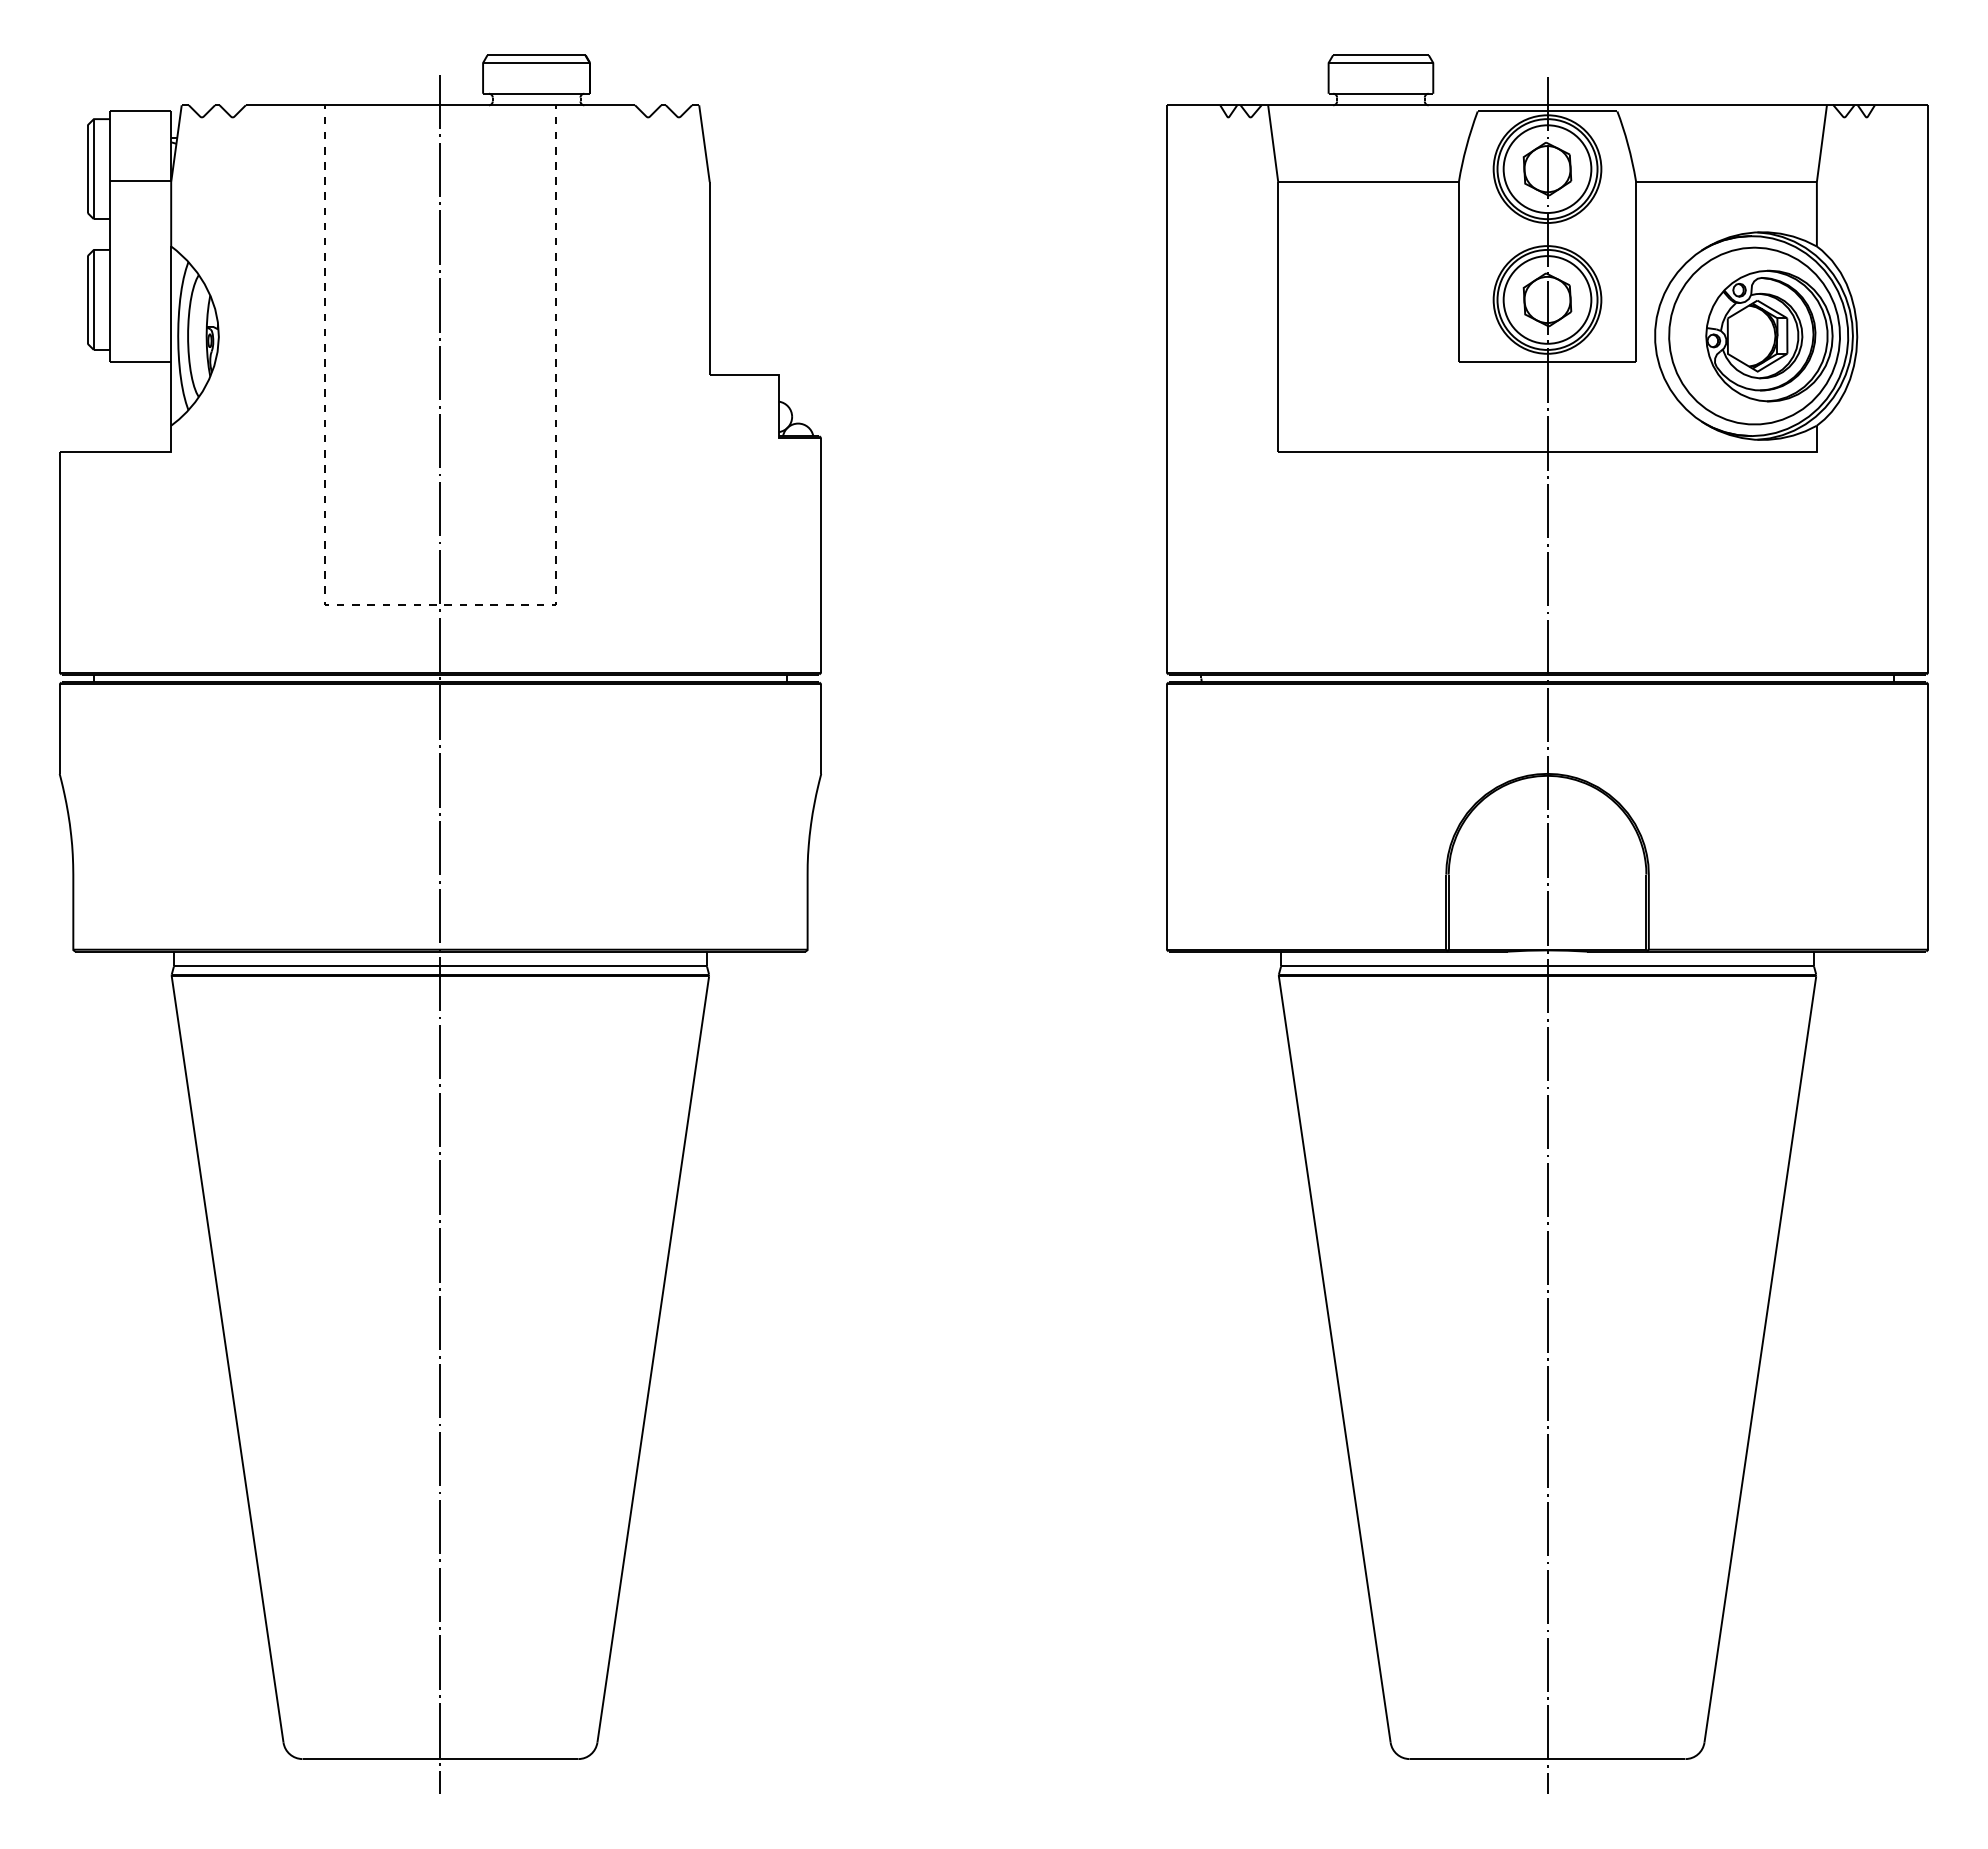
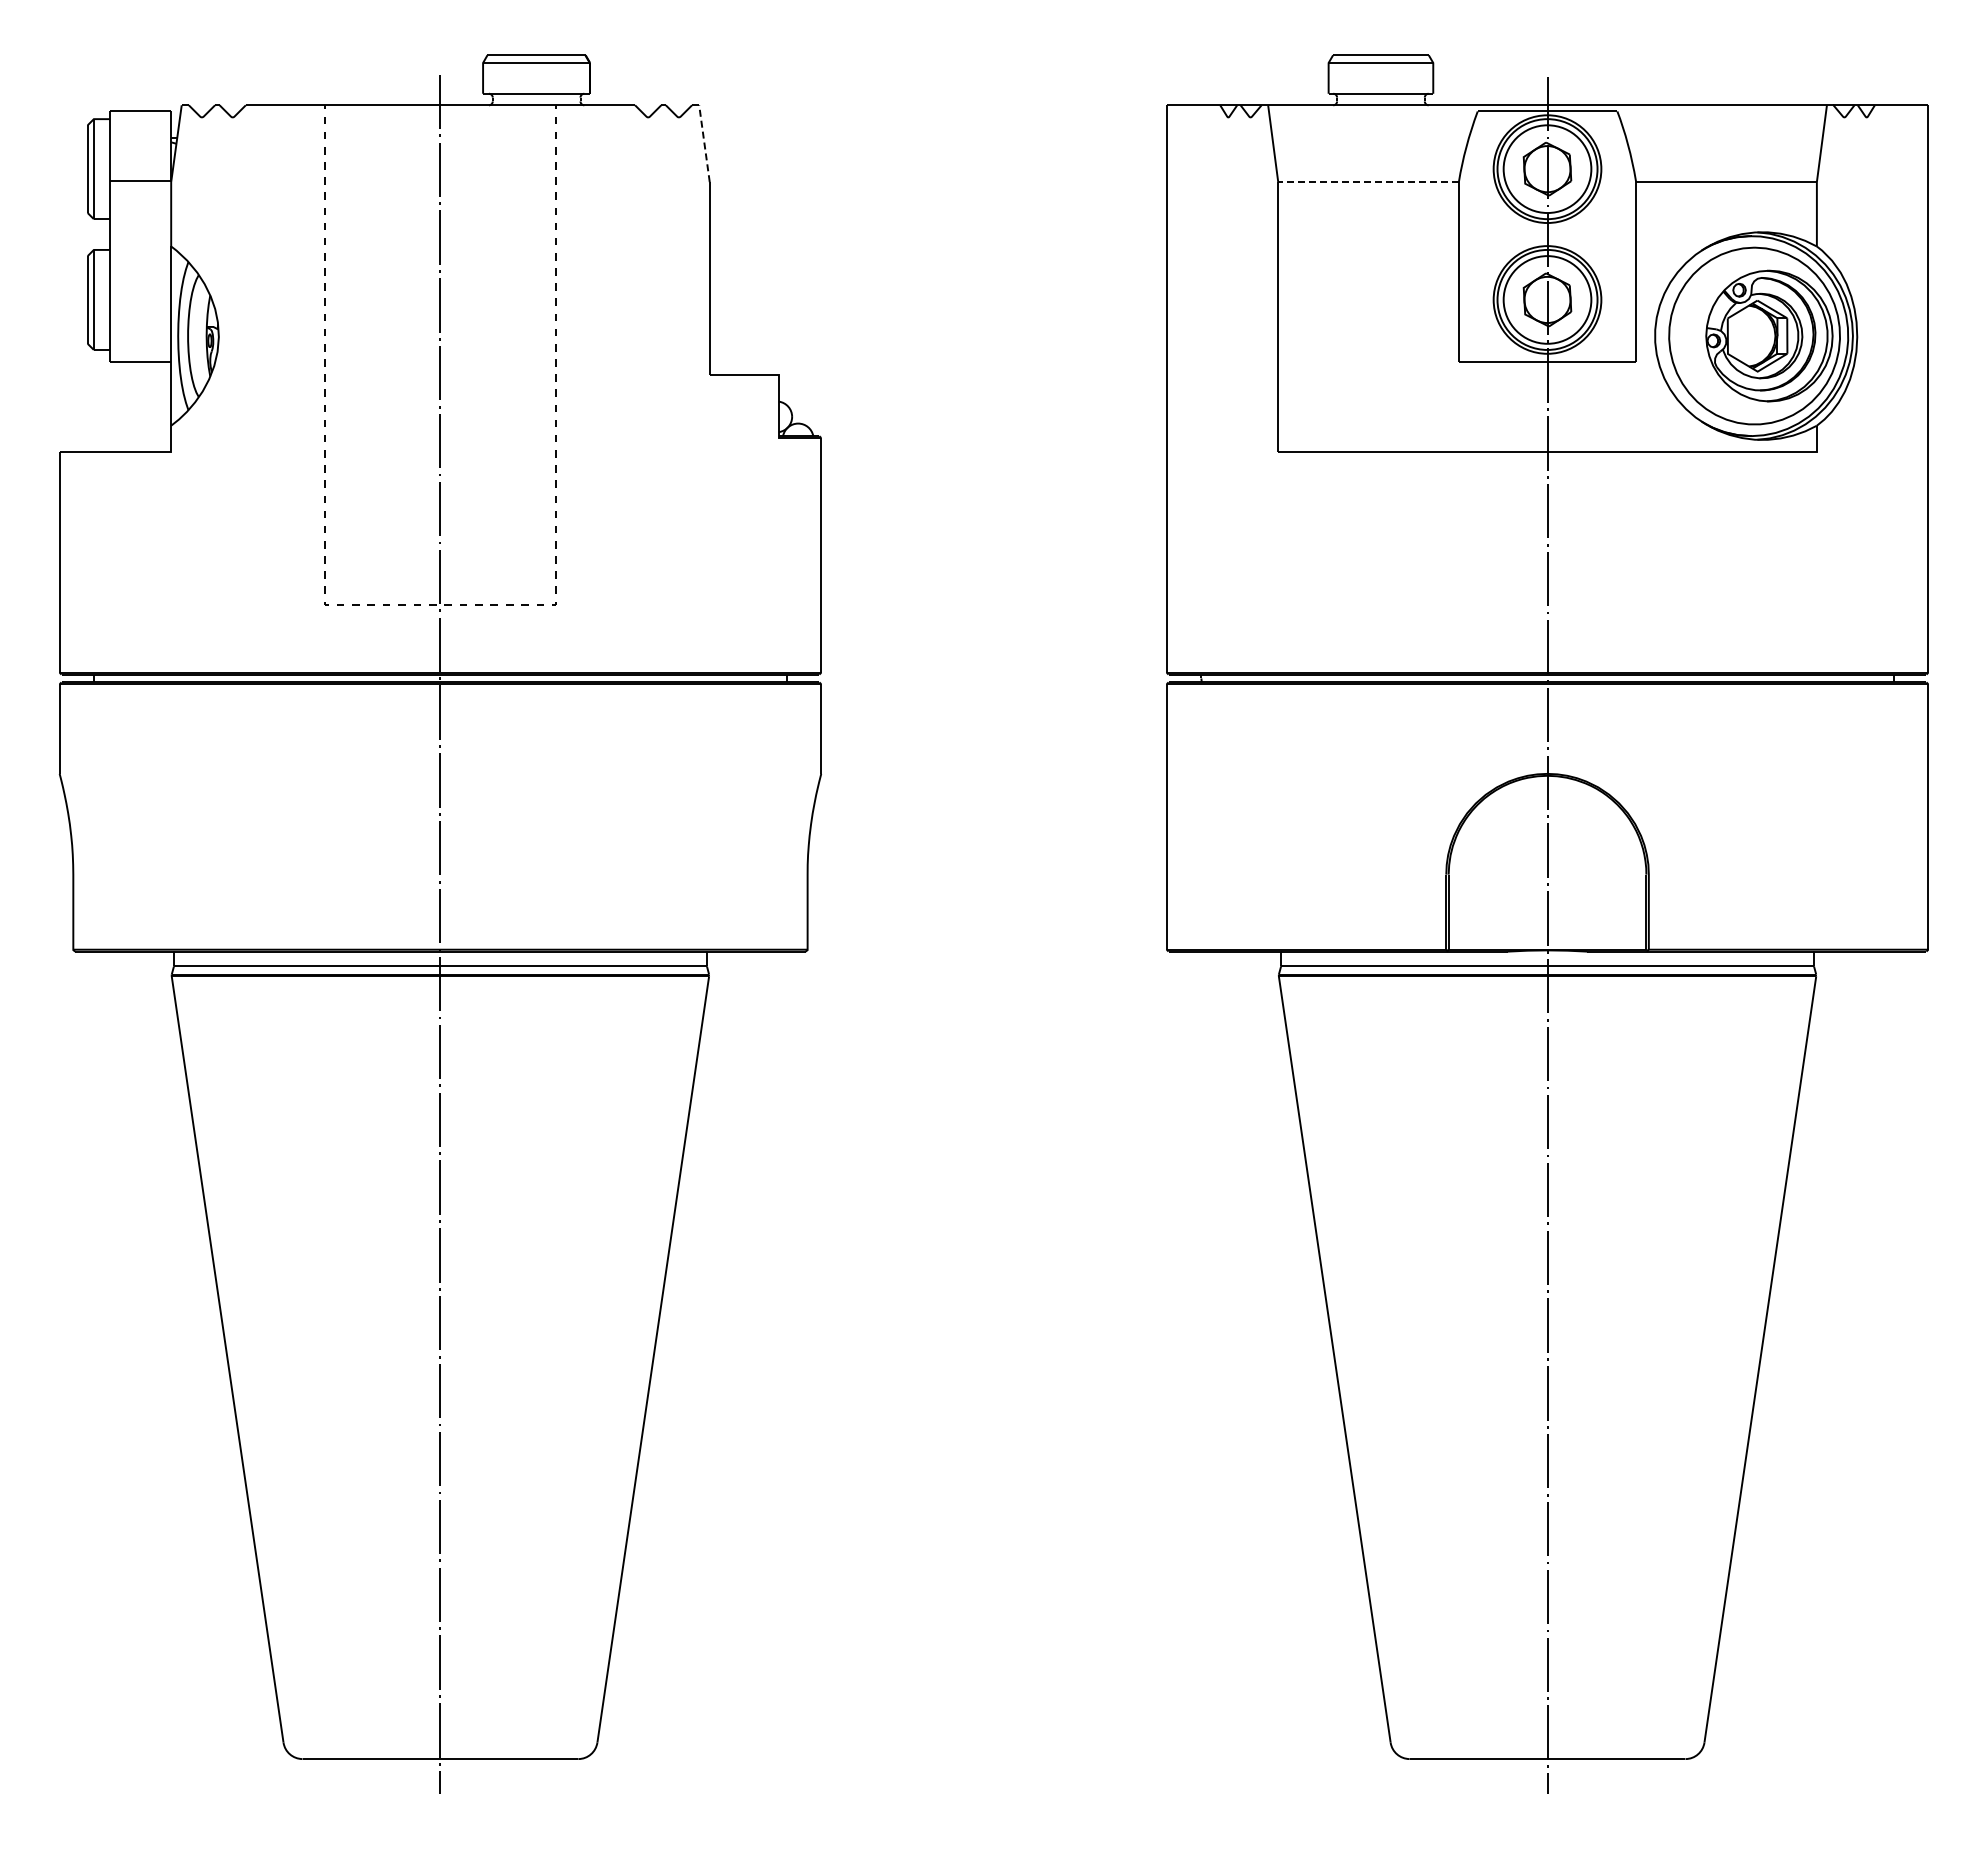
line: solid -> dashed (704, 143)
line: solid -> dashed (1368, 182)
